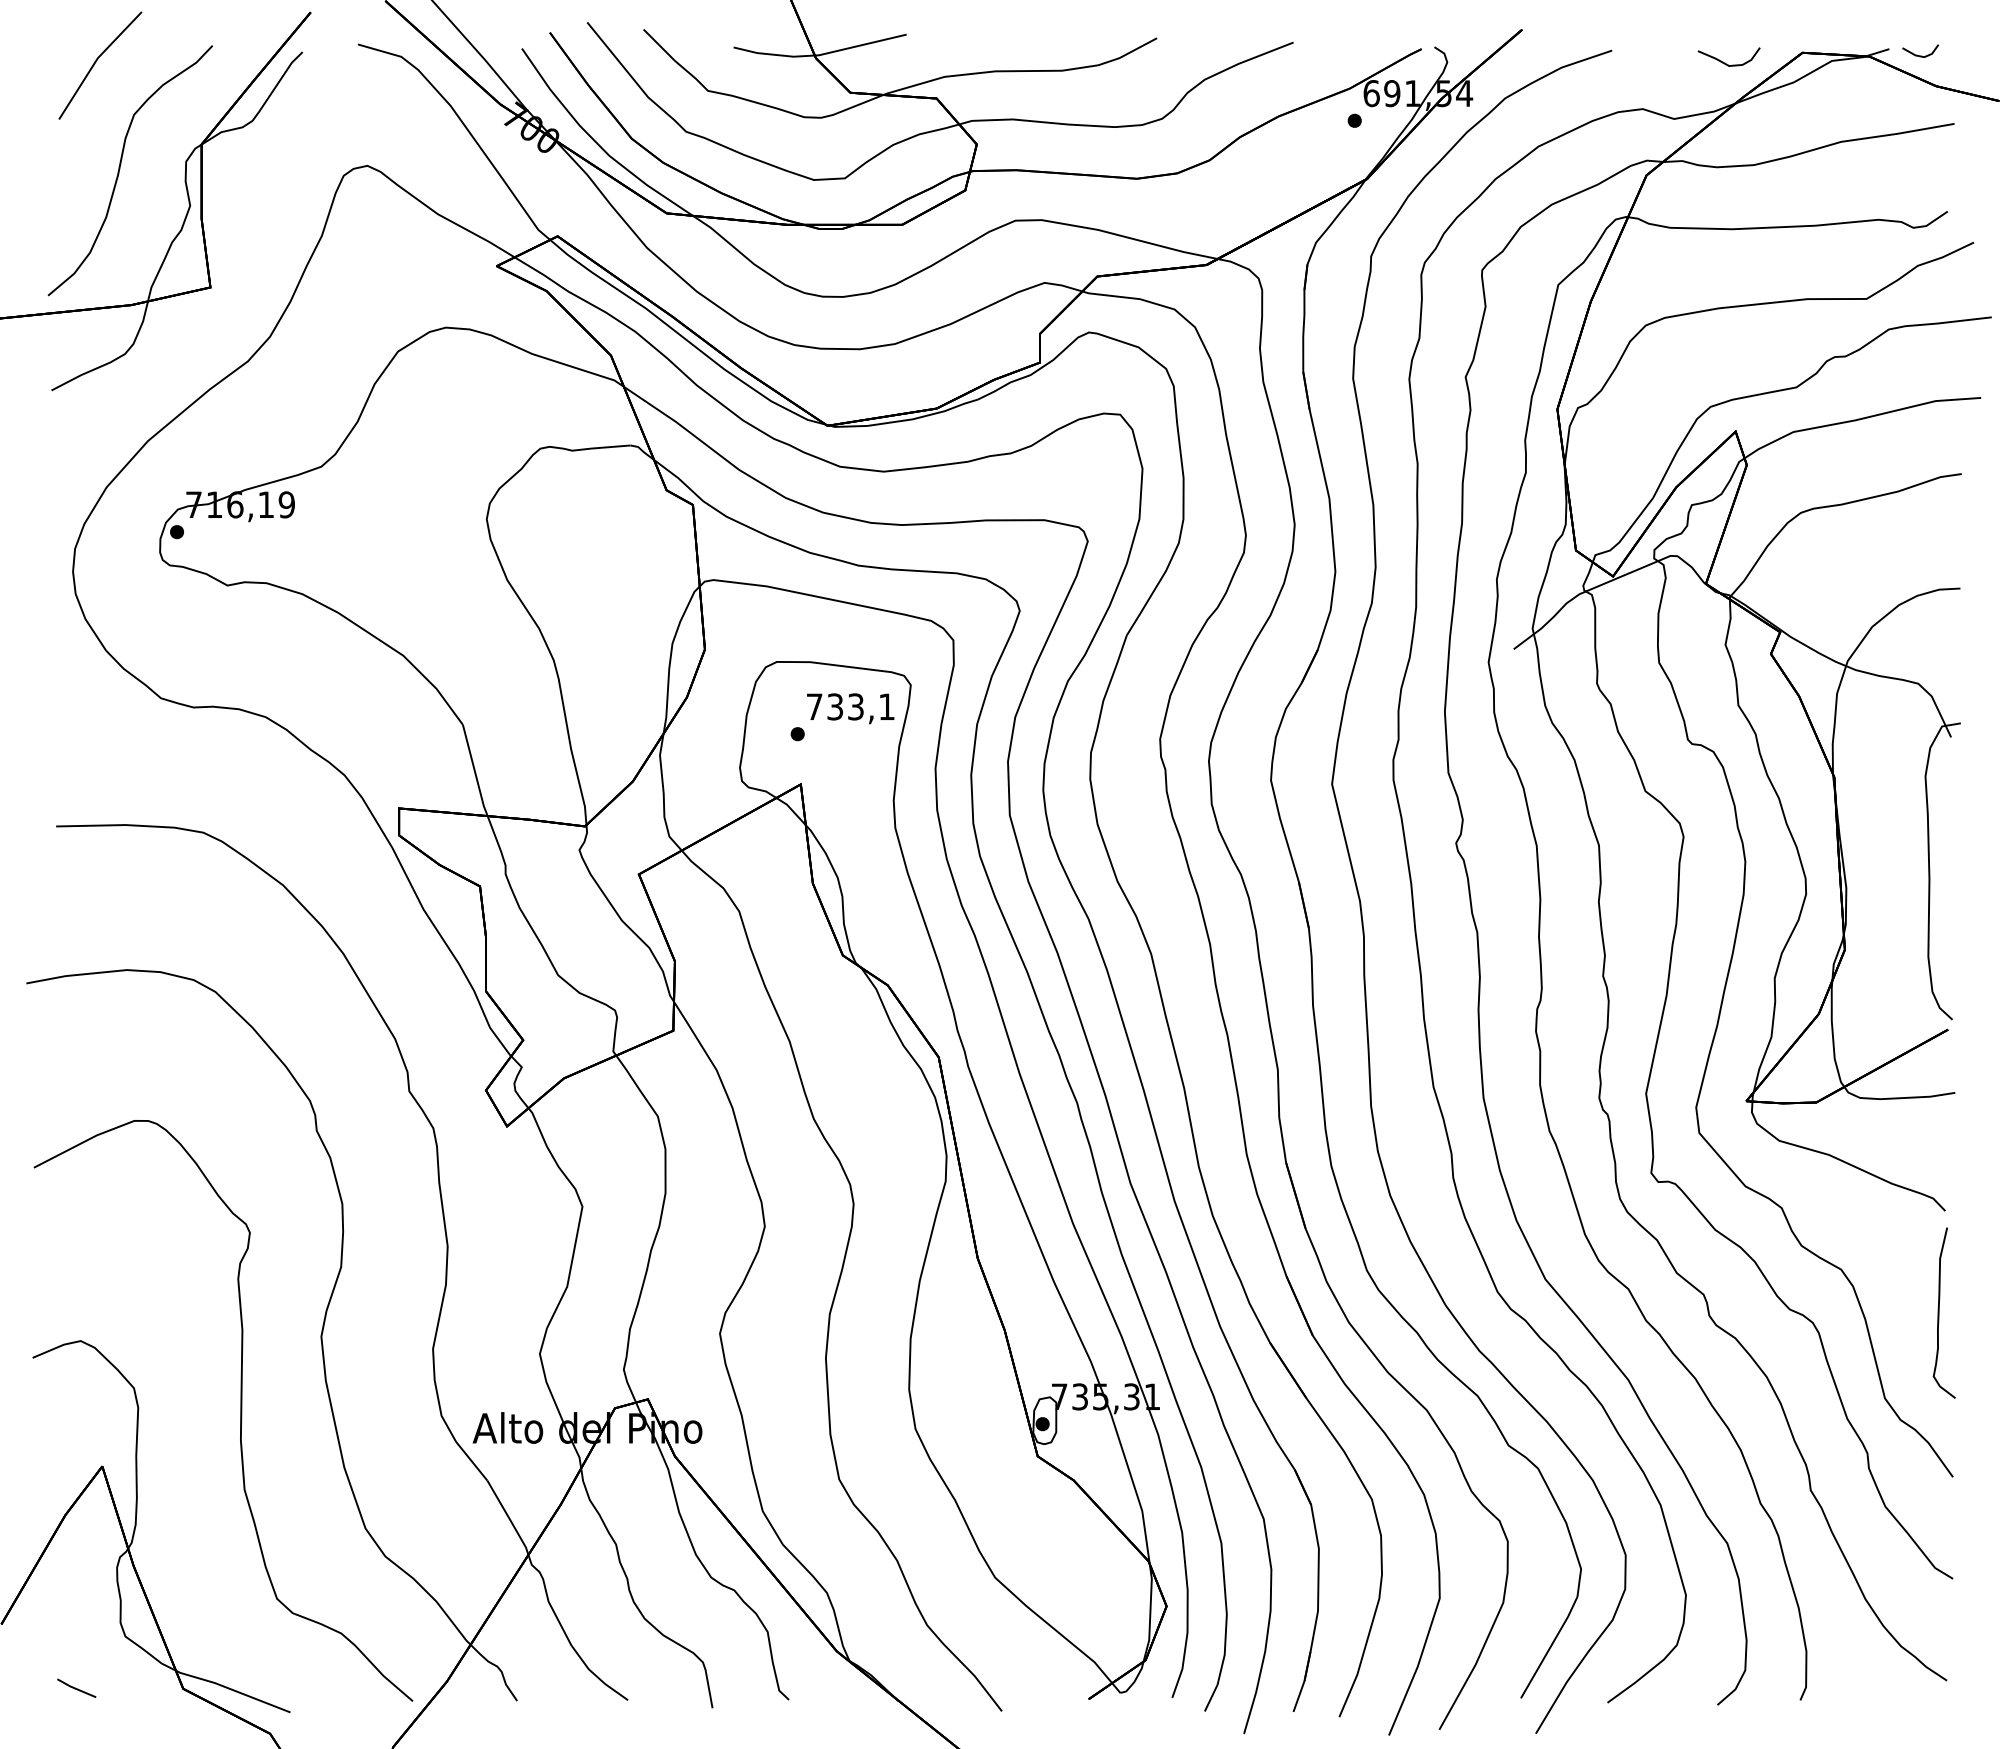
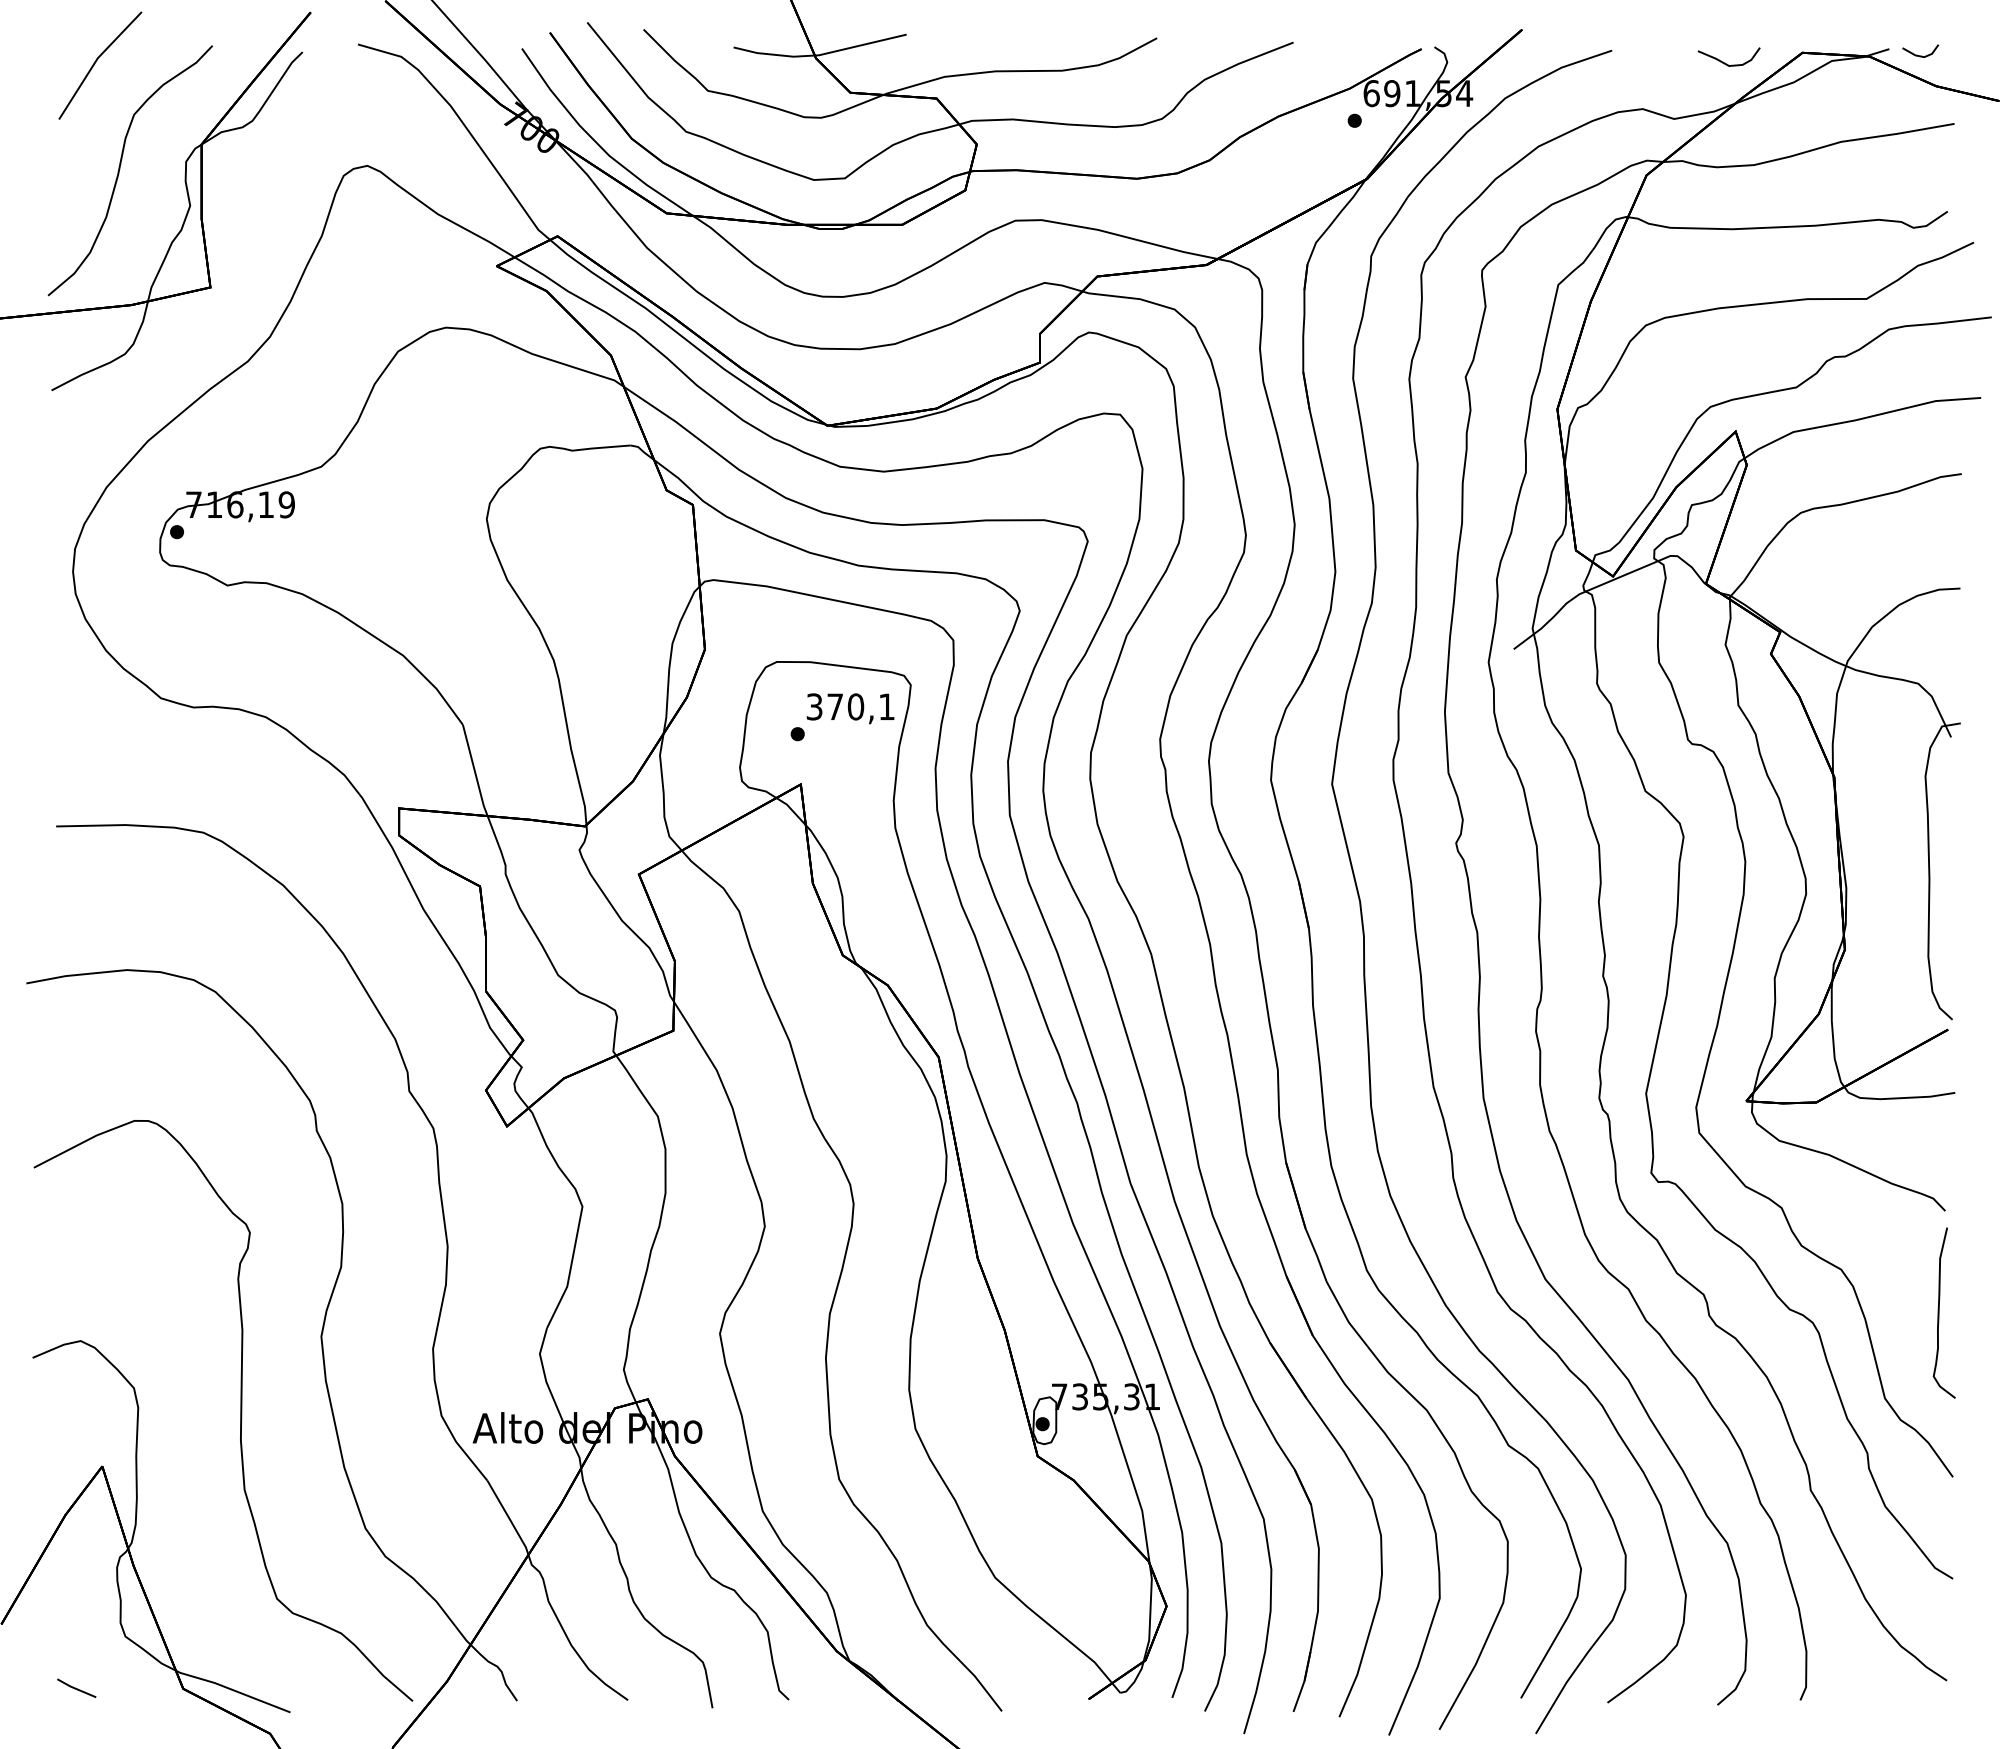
text: 733,1 -> 370,1 (835, 706)
